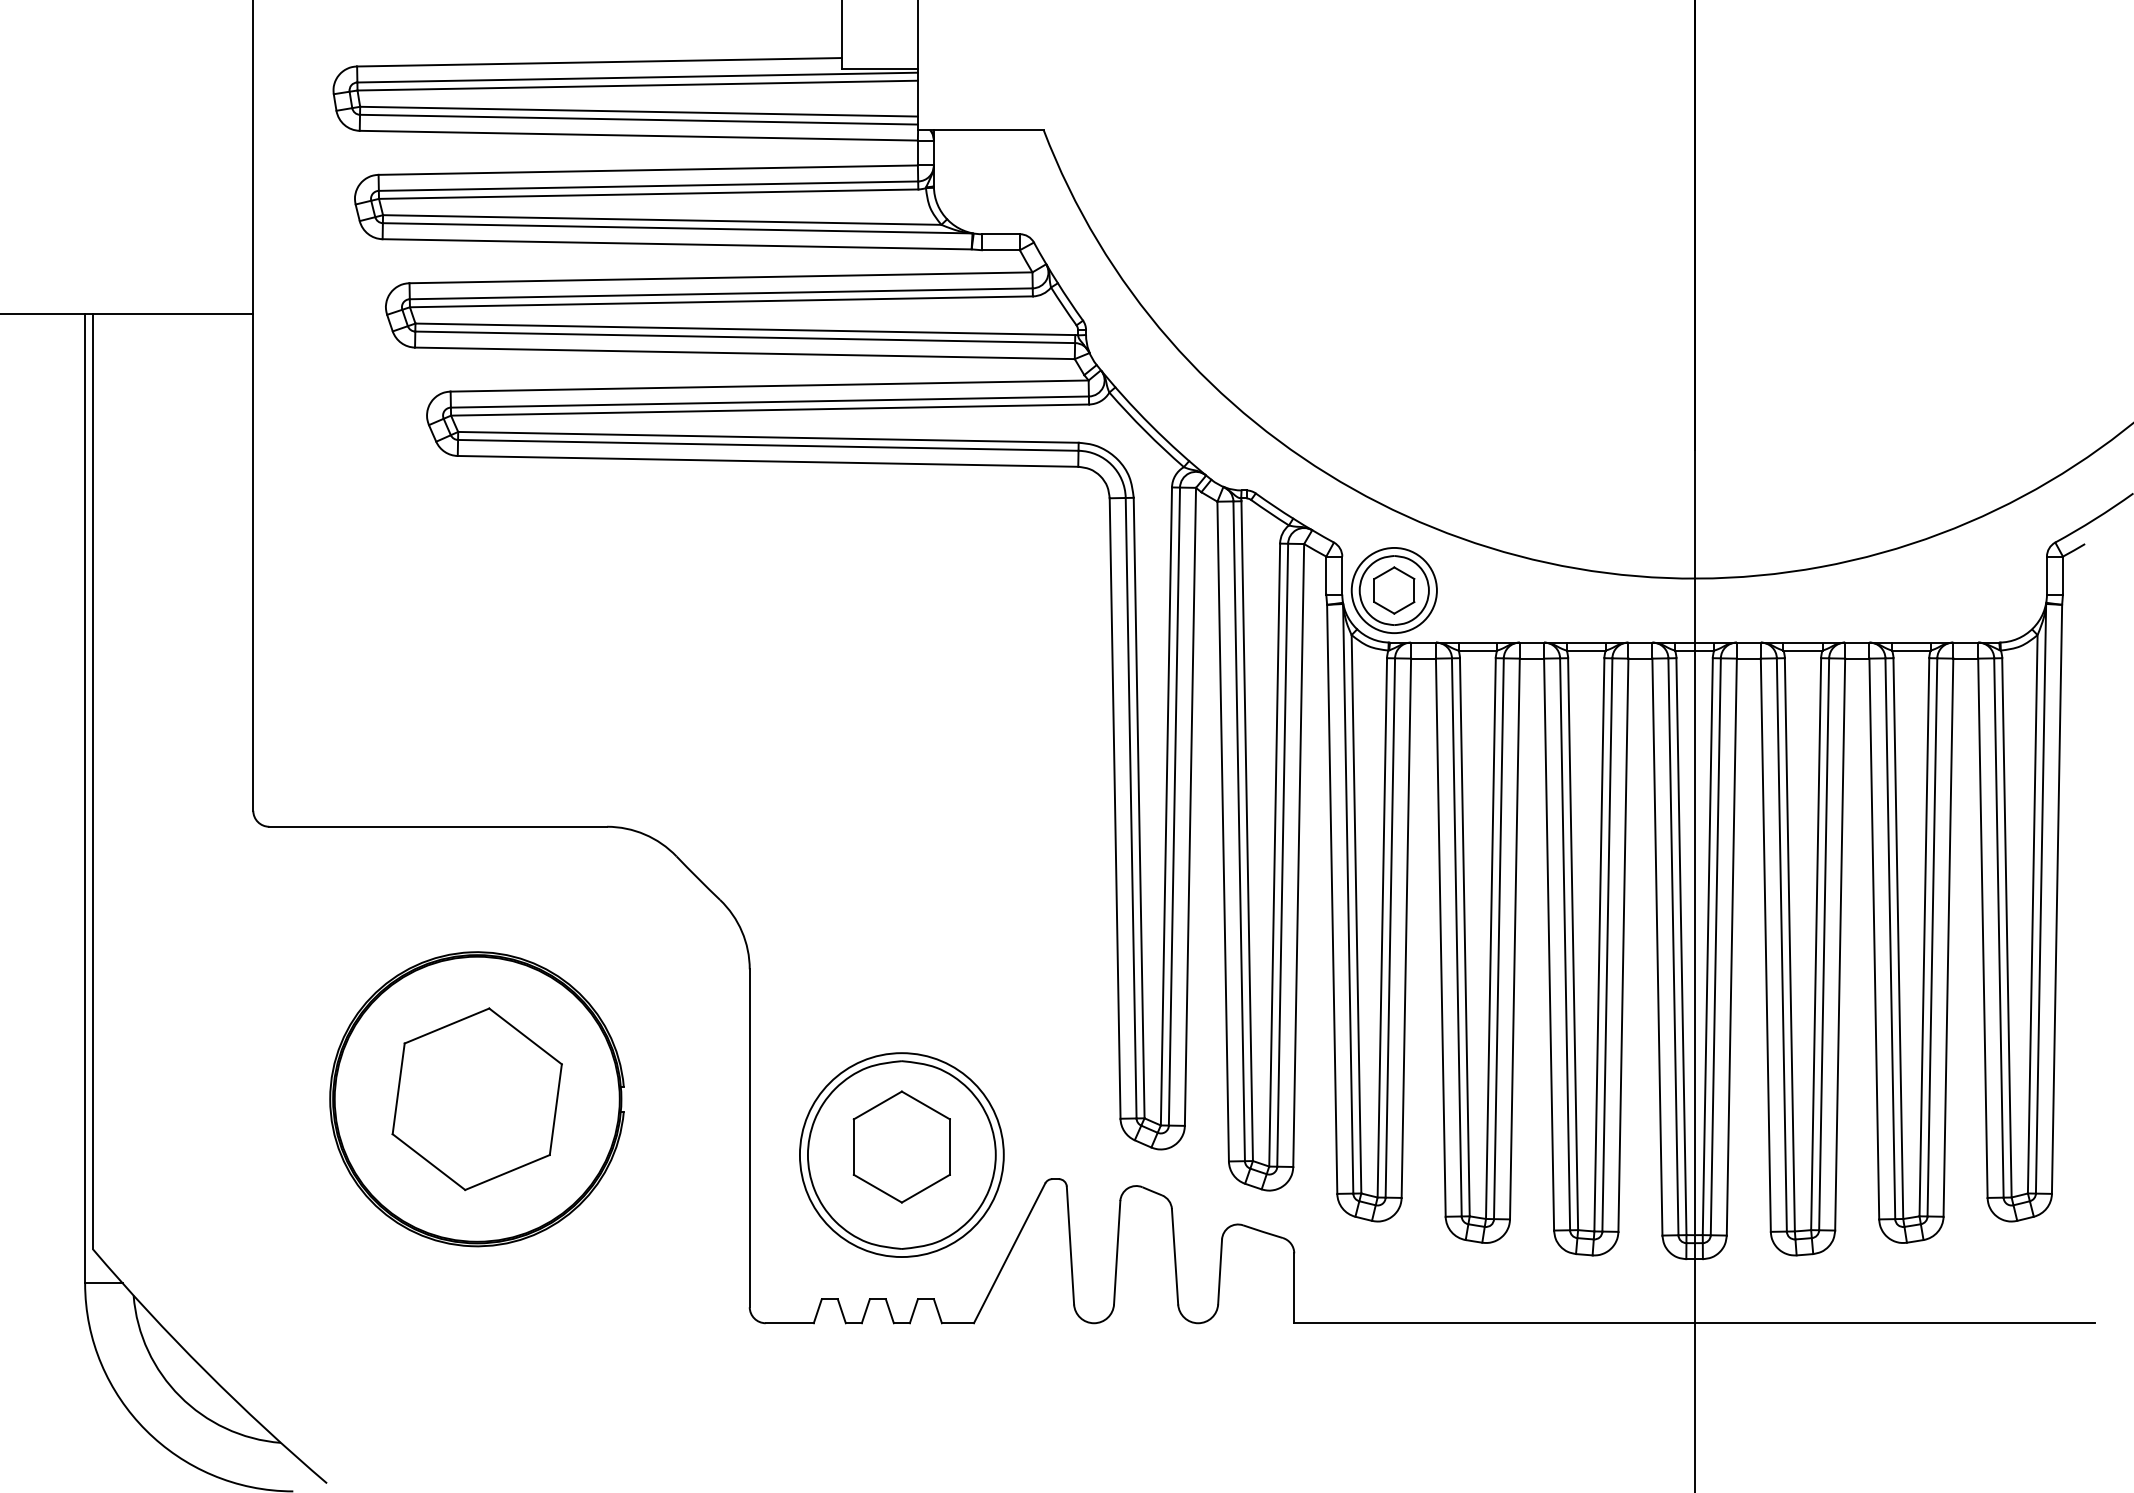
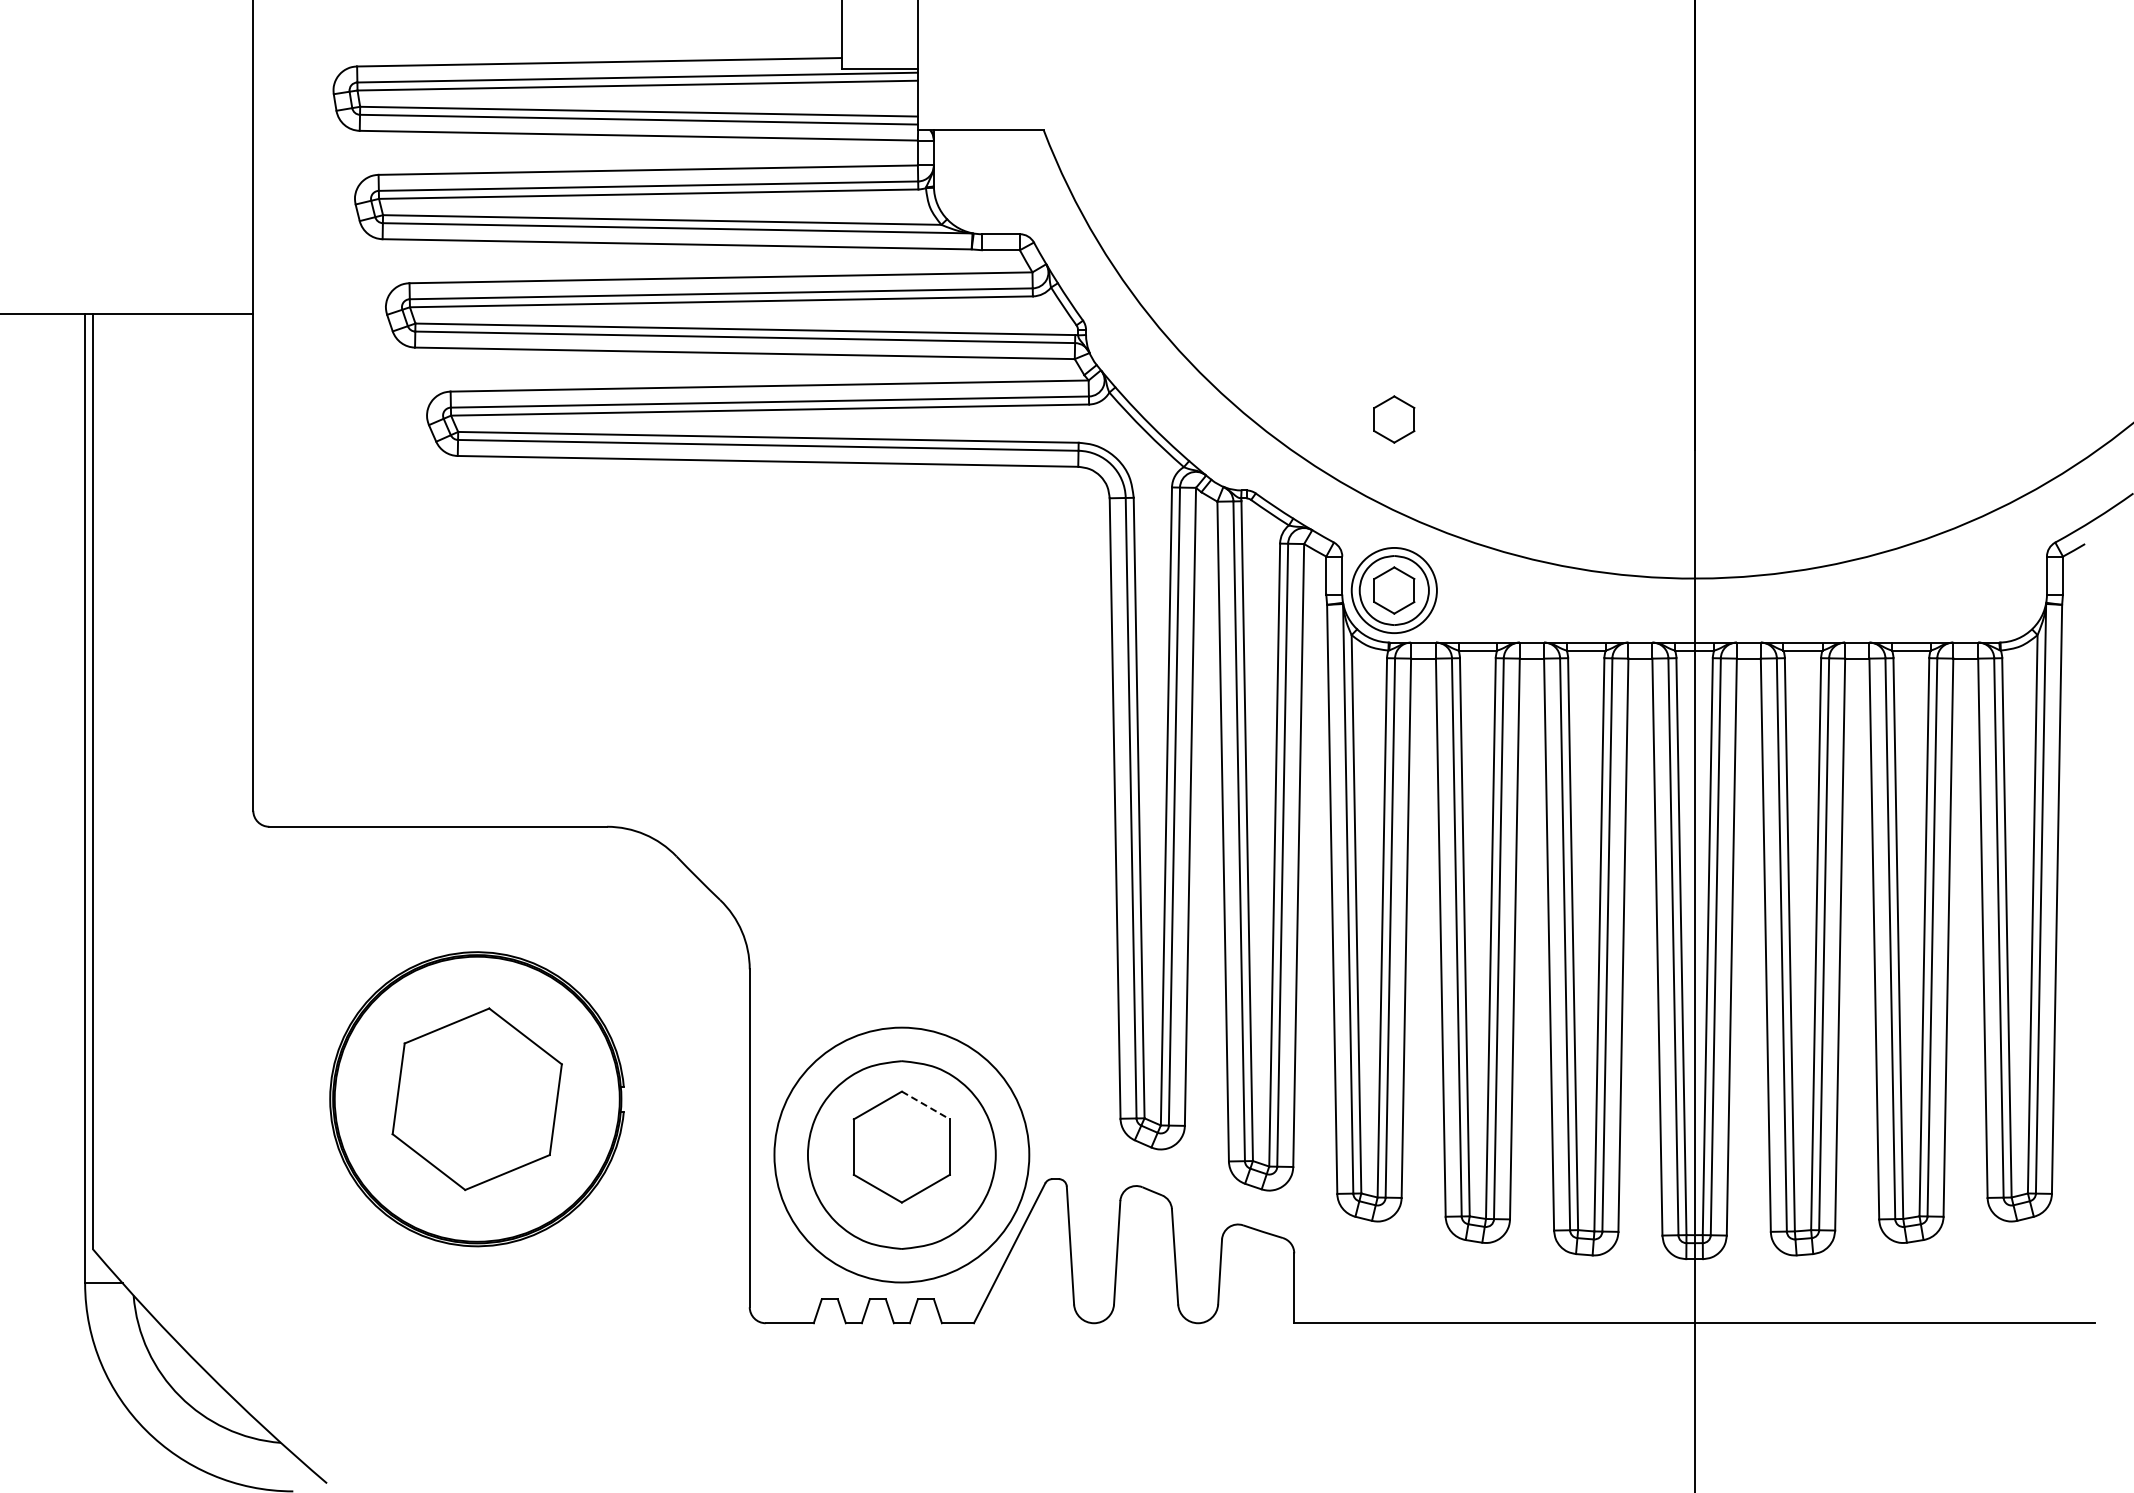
part: none -> present (1394, 419)
line: solid -> dashed (925, 1105)
circle diameter: 204 px -> 255 px (901, 1154)
